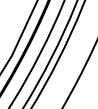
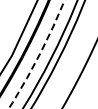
arc: solid -> dashed (39, 55)
